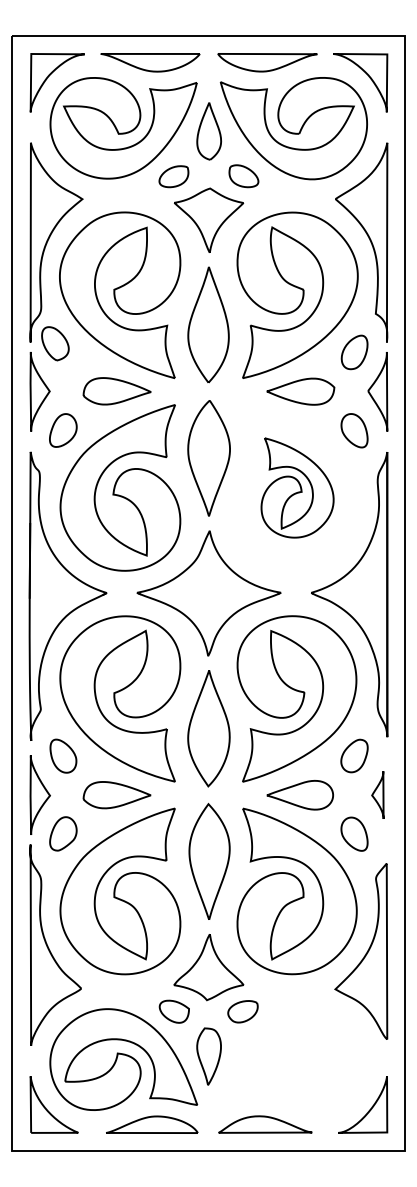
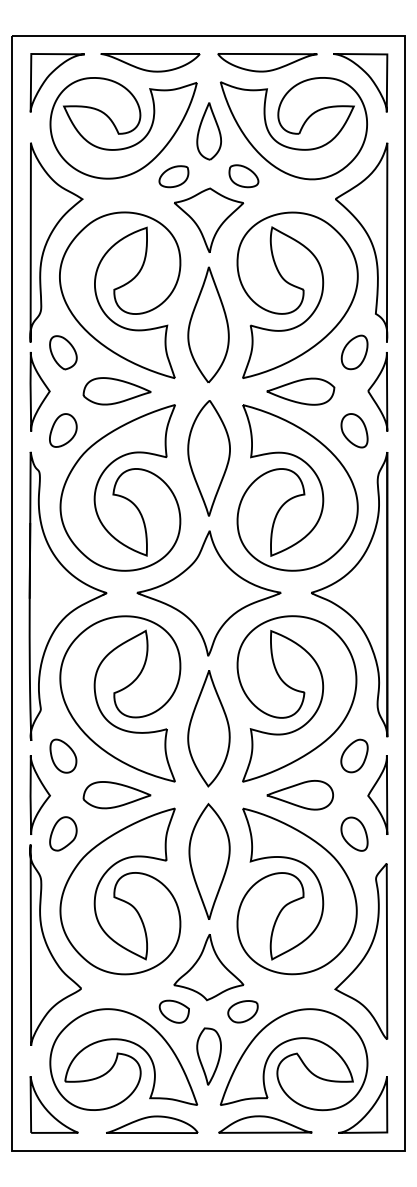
part position: (55, 343) -> (63, 352) (63, 352)
part size: 75x102 px -> 123x168 px (297, 487)
part size: 14x48 px -> 22x80 px (377, 794)
part: none -> present (293, 1059)
